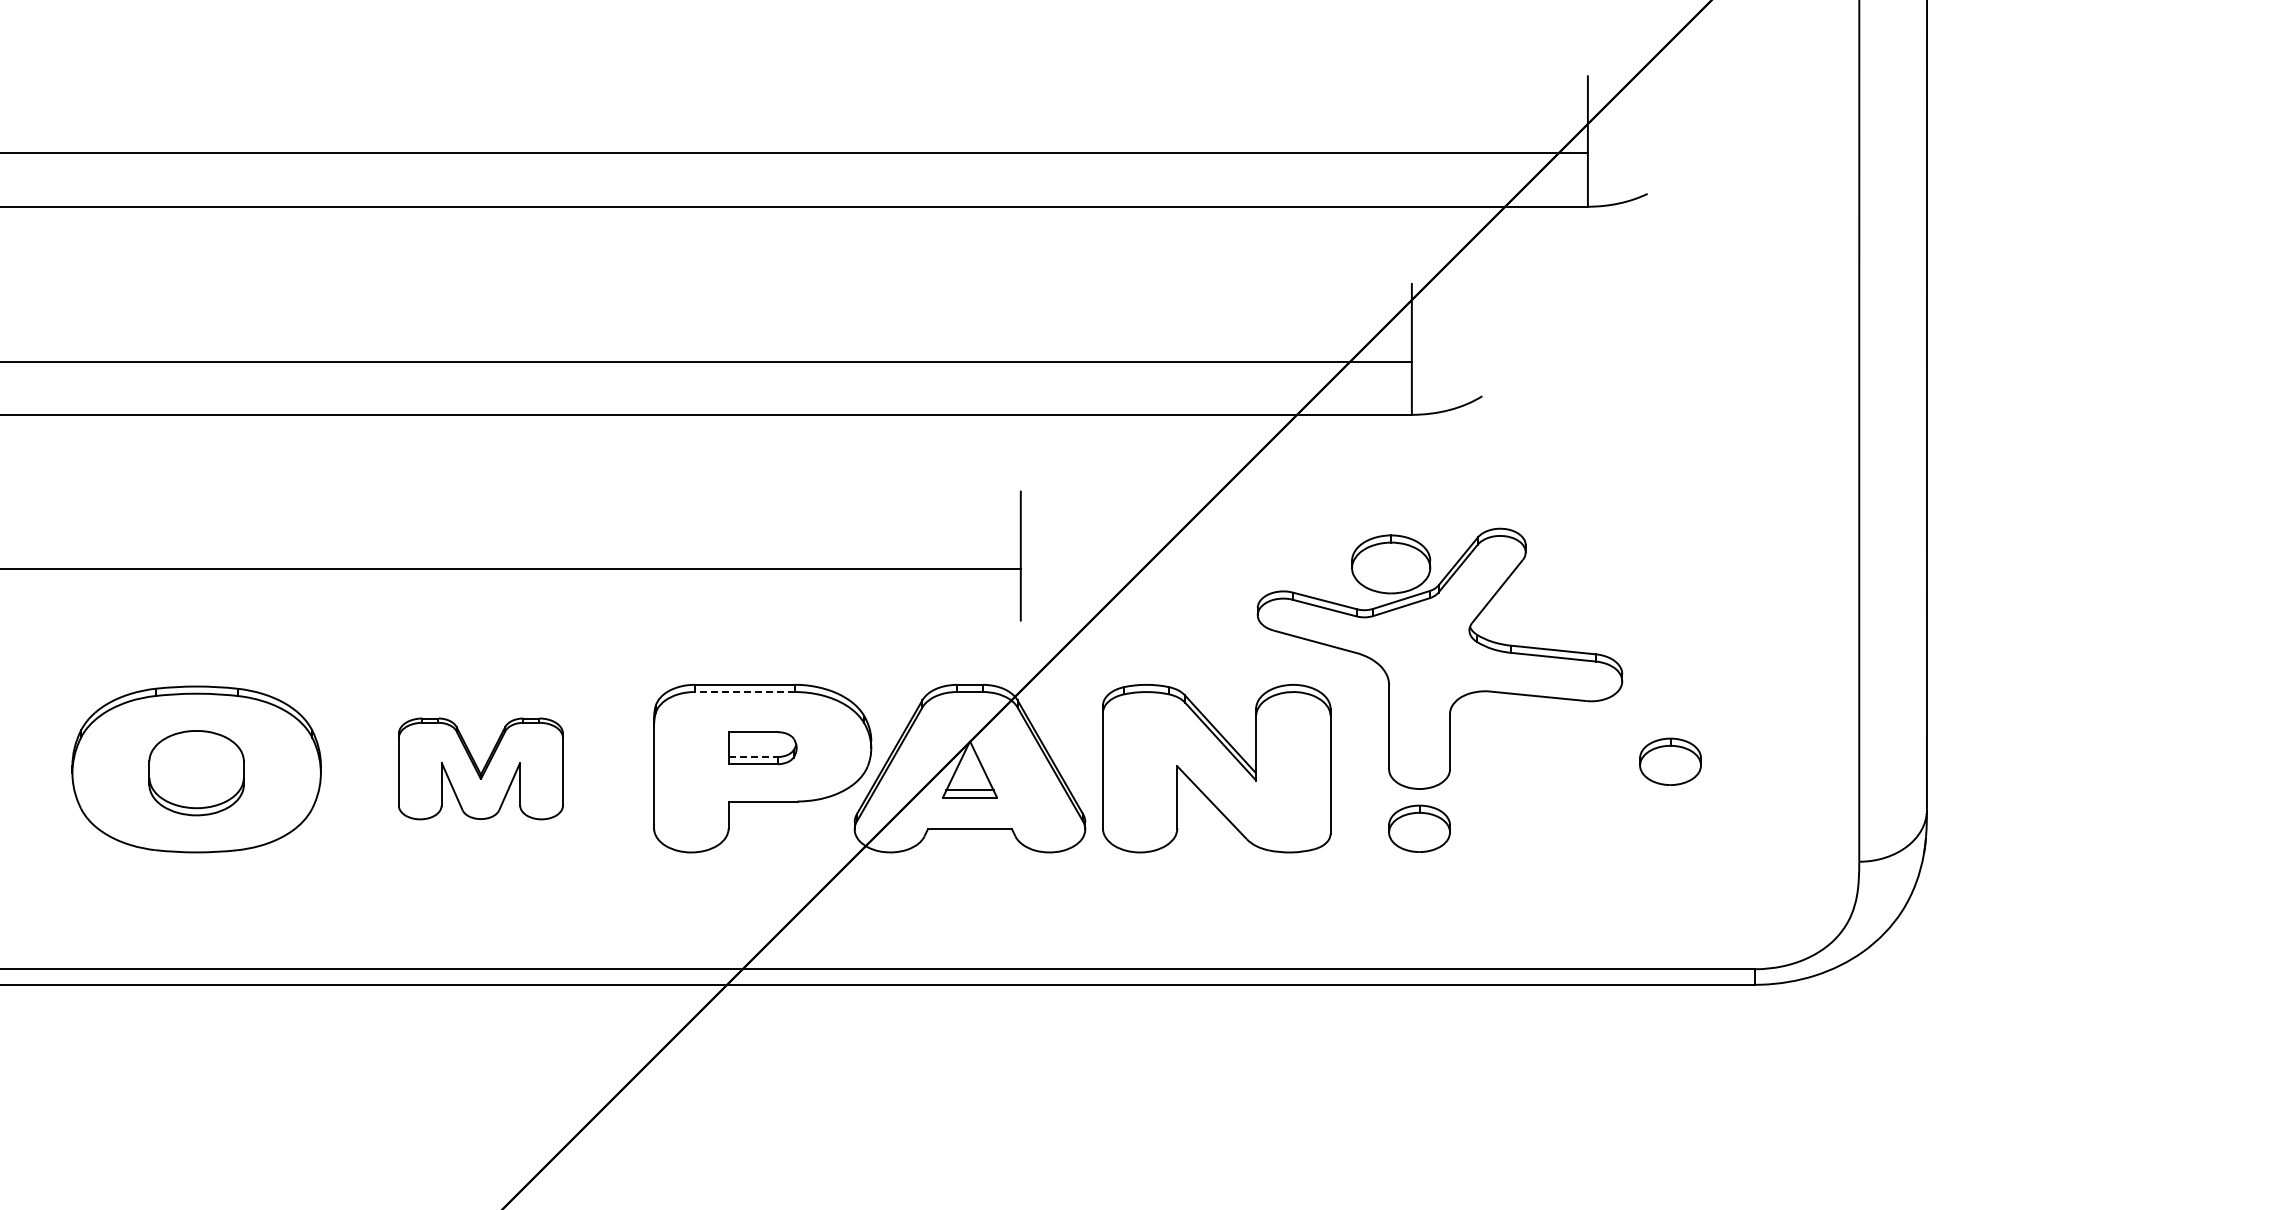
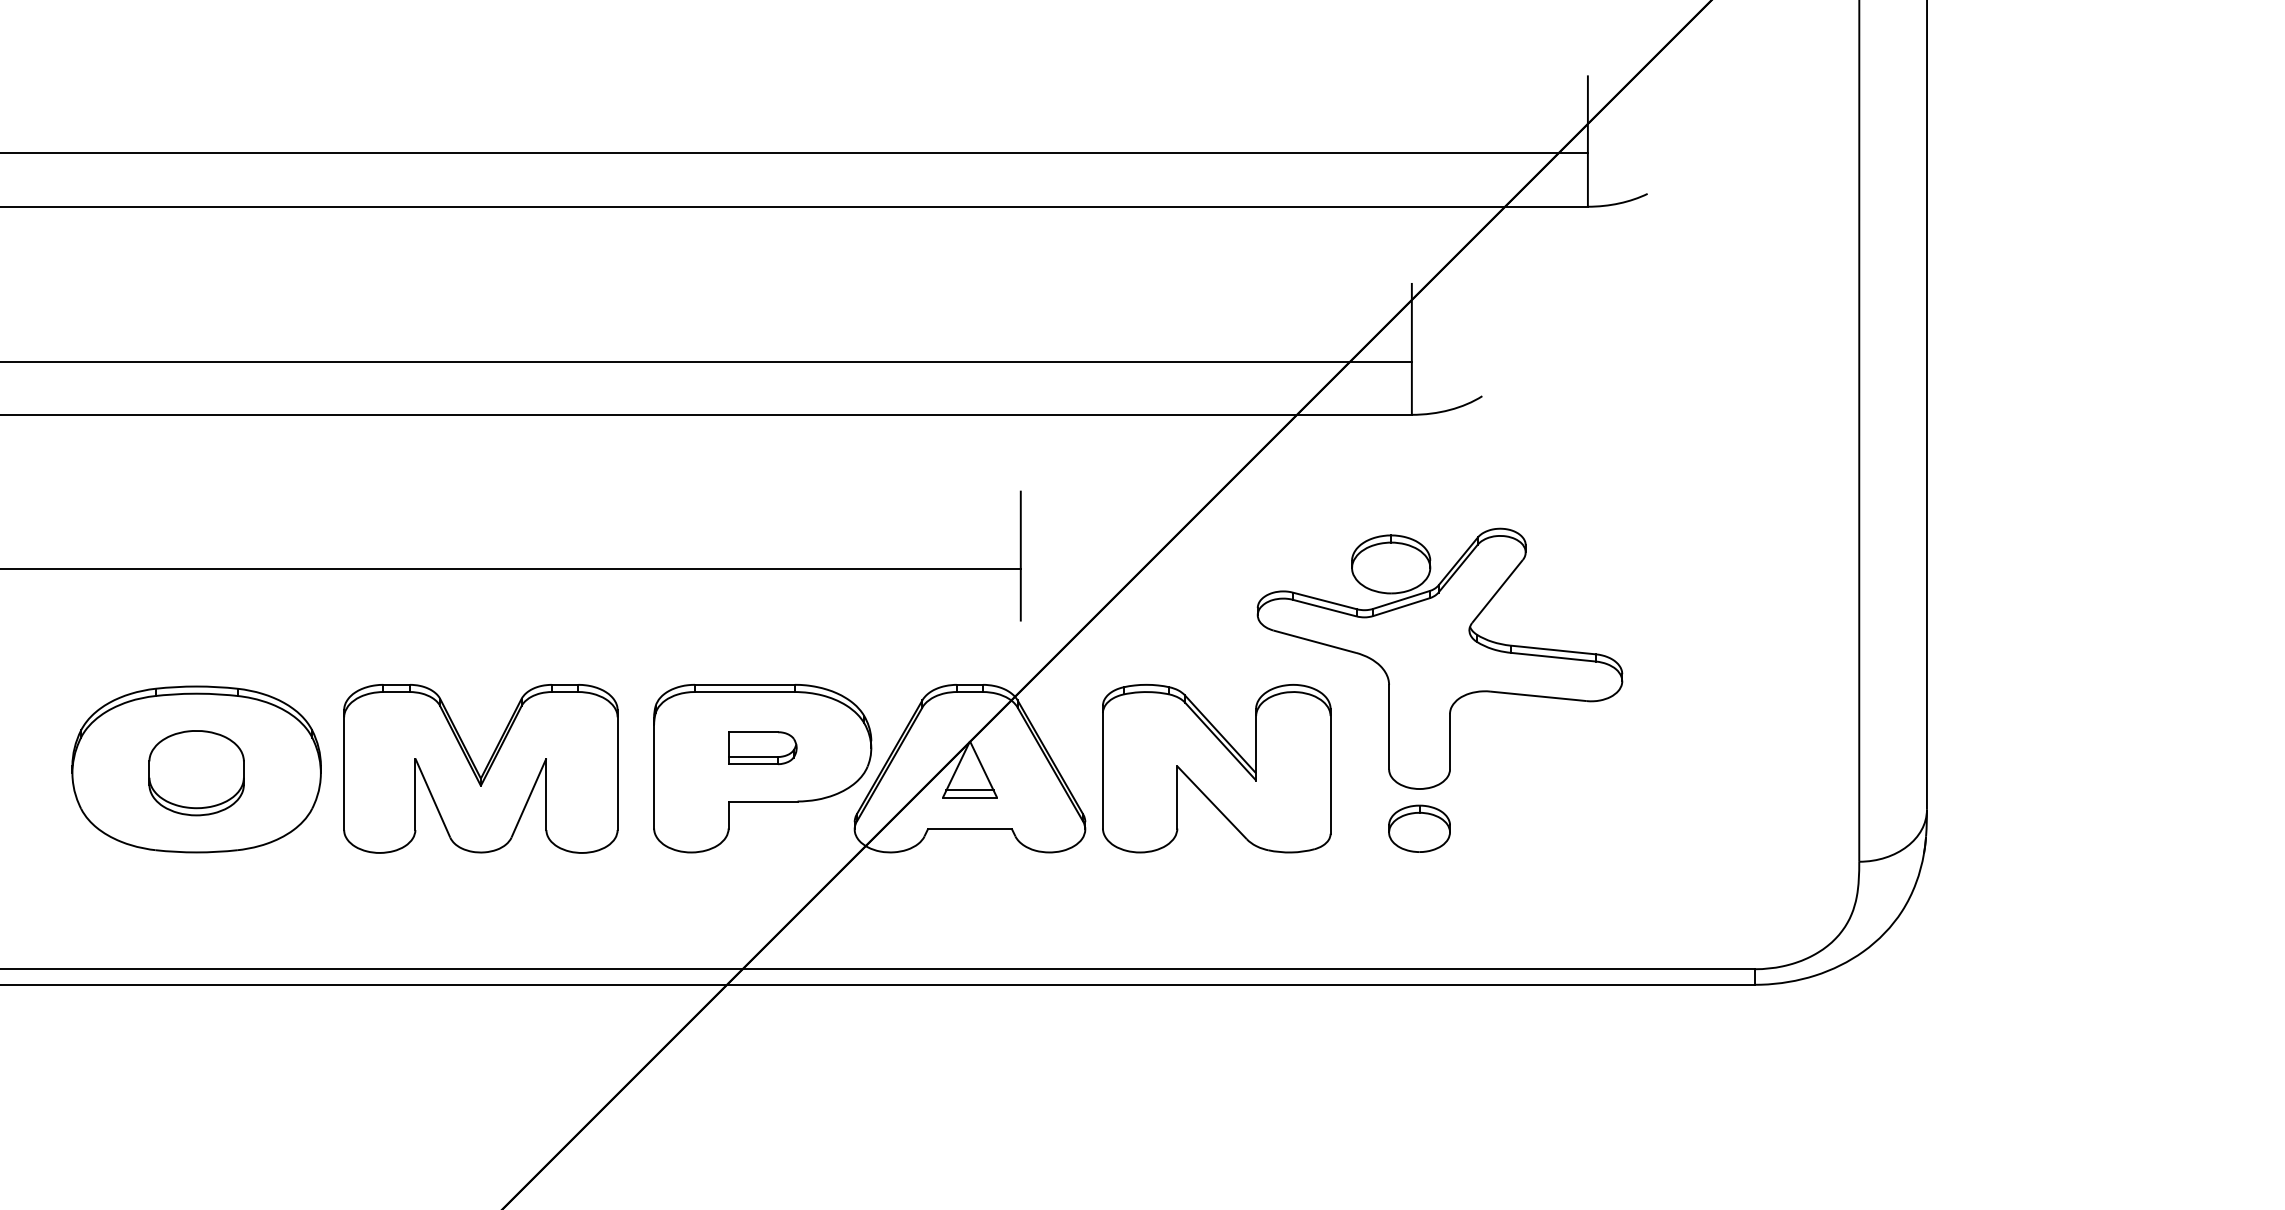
line: dashed -> solid (744, 692)
line: dashed -> solid (753, 757)
part: present -> none (1670, 761)
part size: 166x104 px -> 276x170 px (480, 768)
